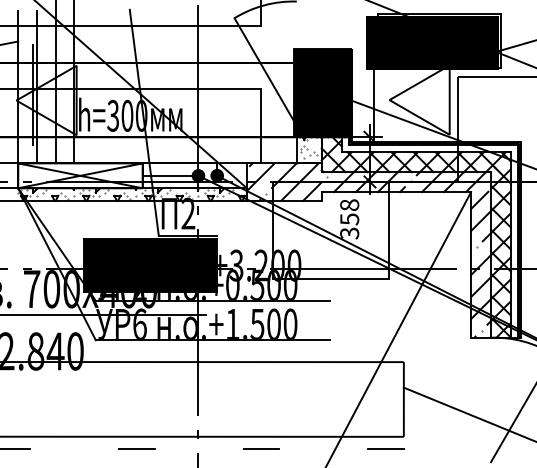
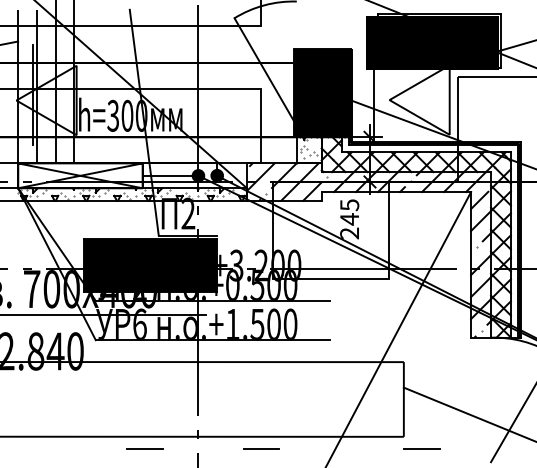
text: 358 -> 245 (349, 219)
line position: (136, 448) -> (144, 448) (144, 448)
line position: (385, 448) -> (421, 448) (421, 448)
line: present -> none (16, 449)
